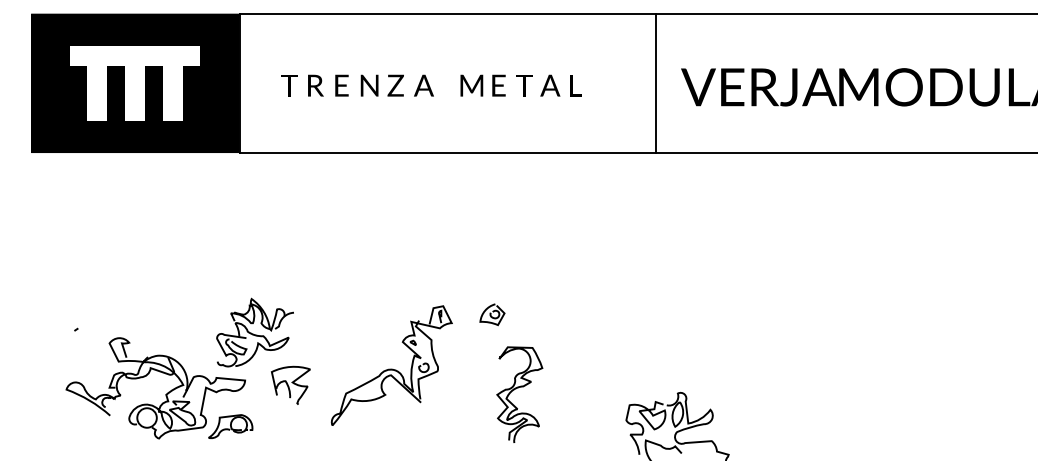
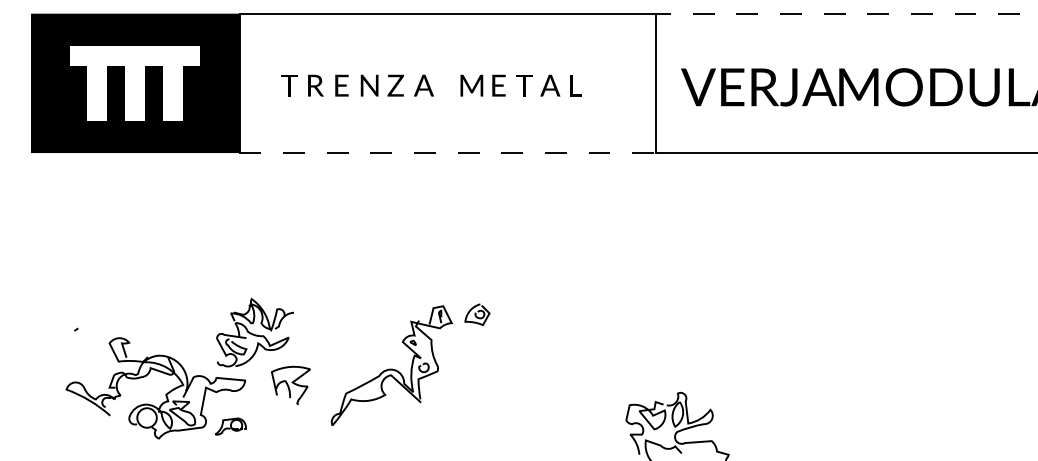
line: solid -> dashed (846, 13)
line: solid -> dashed (448, 152)
part position: (492, 314) -> (477, 314) (477, 314)
part: present -> none (519, 394)
part size: 46x25 px -> 32x19 px (230, 426)
